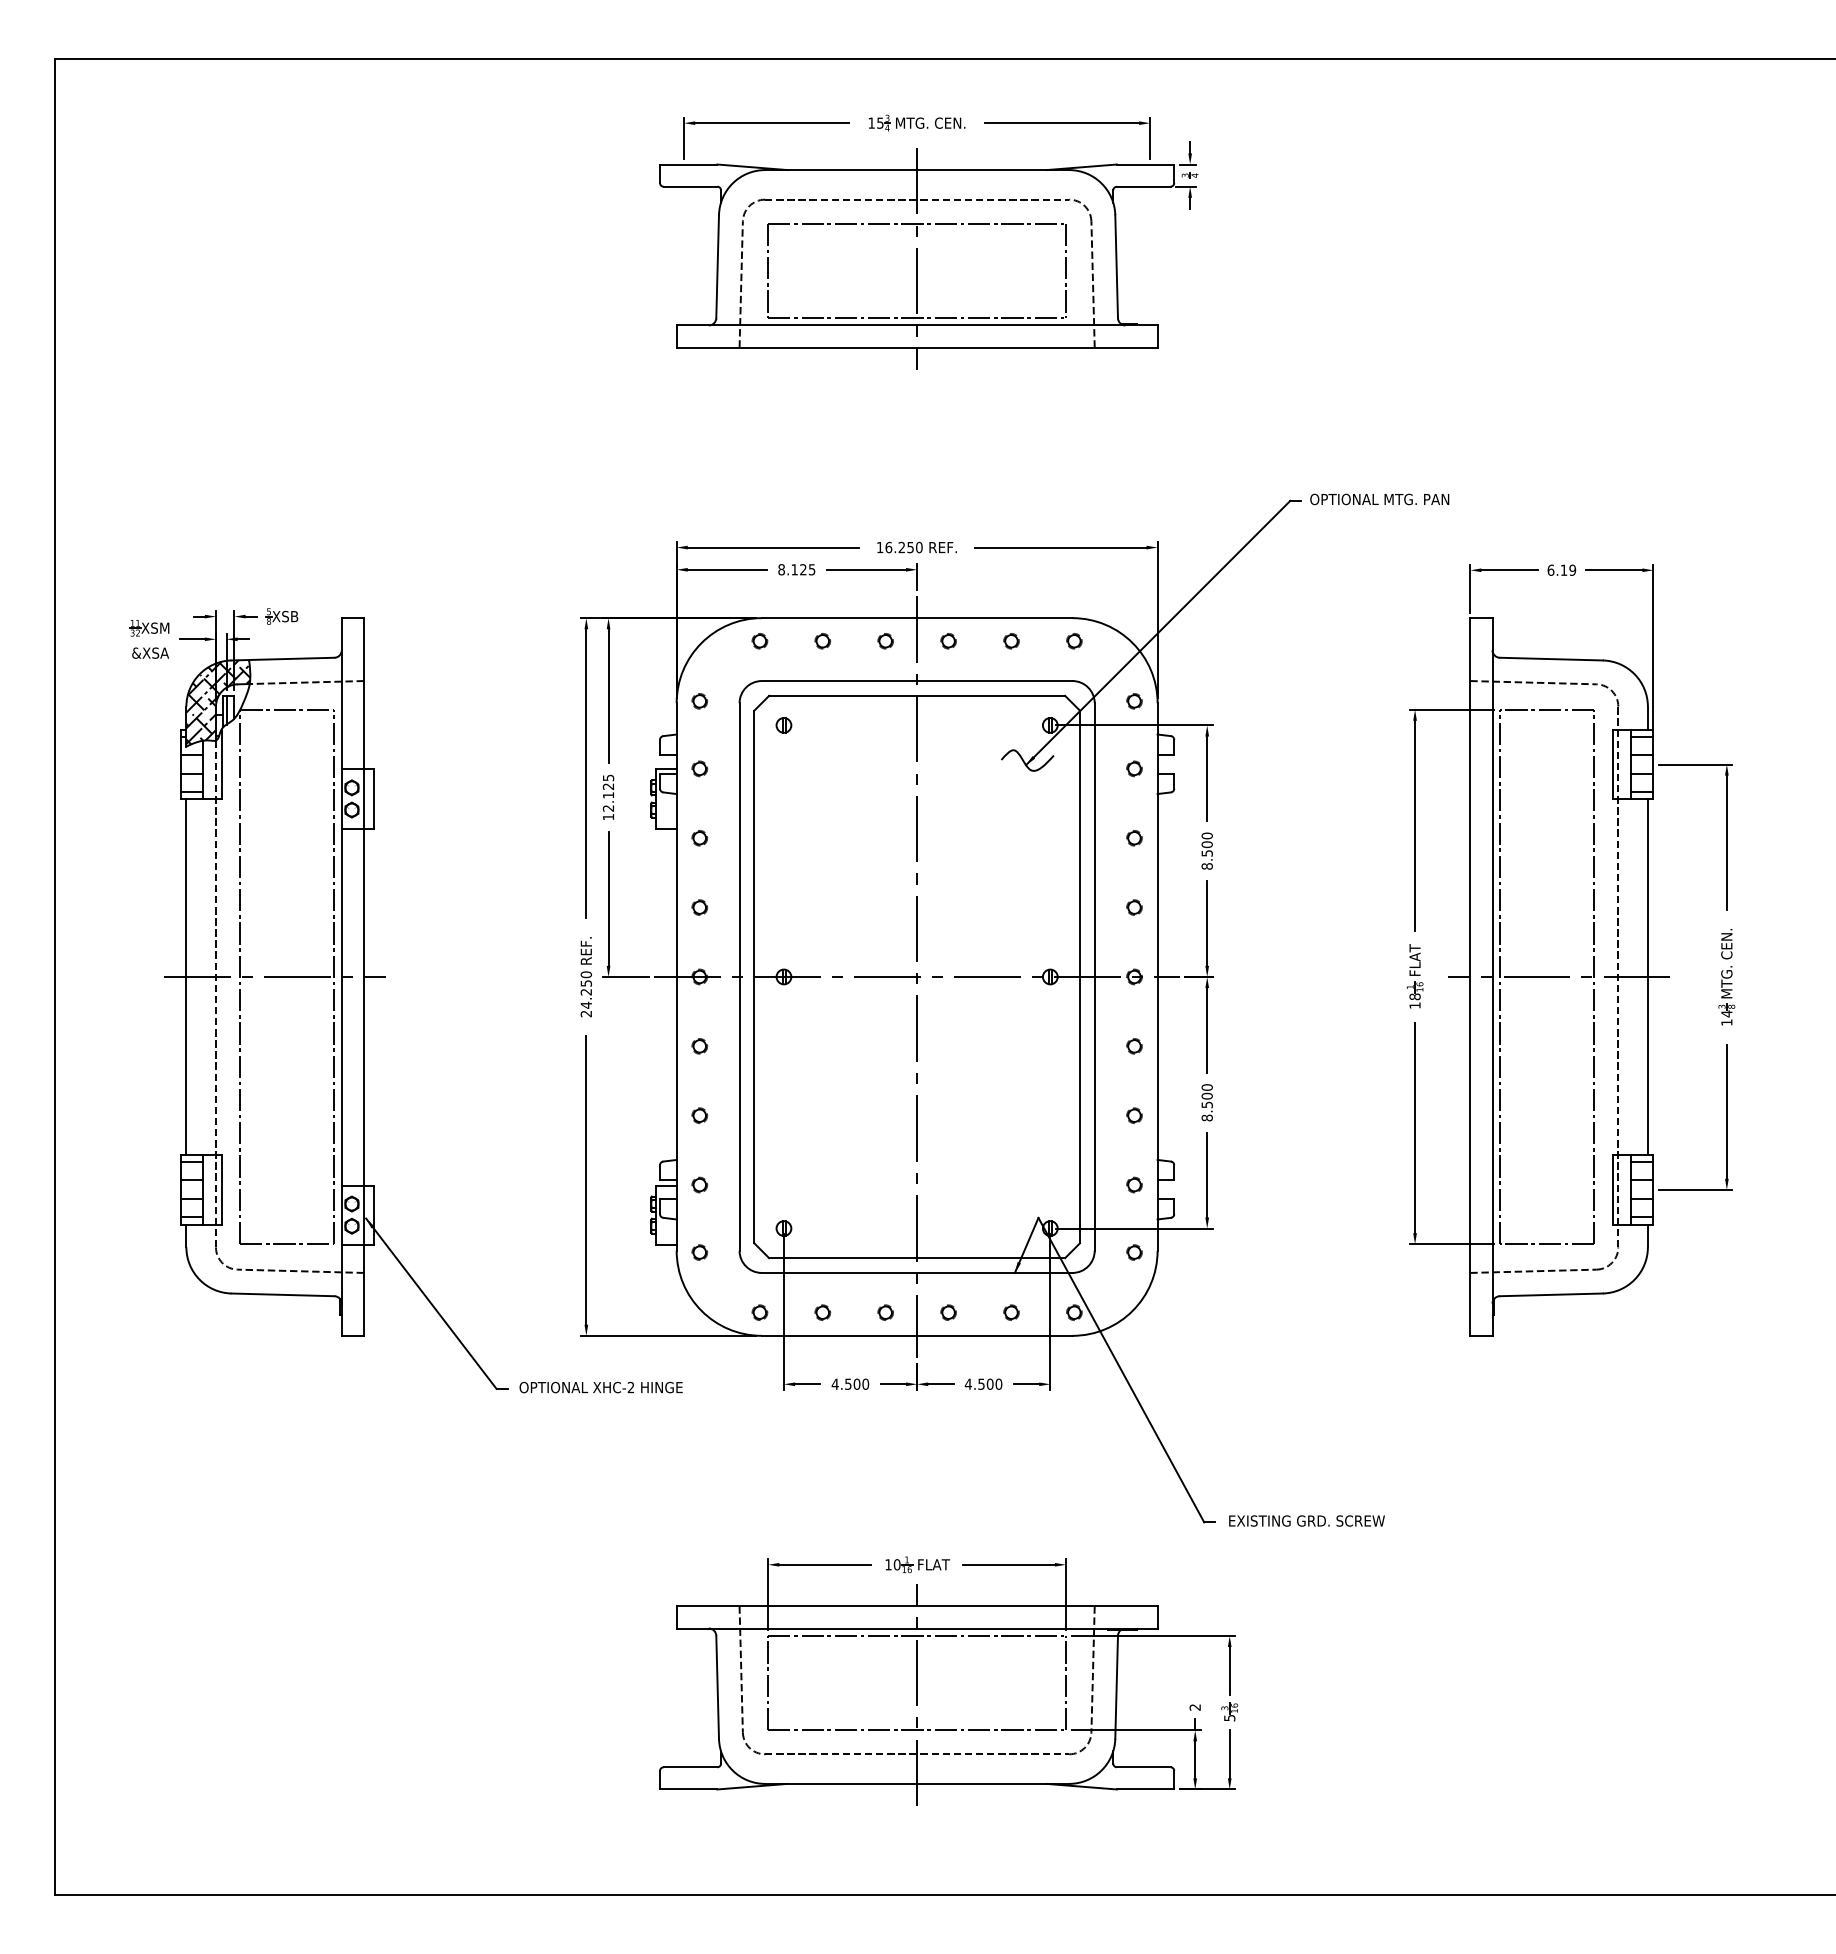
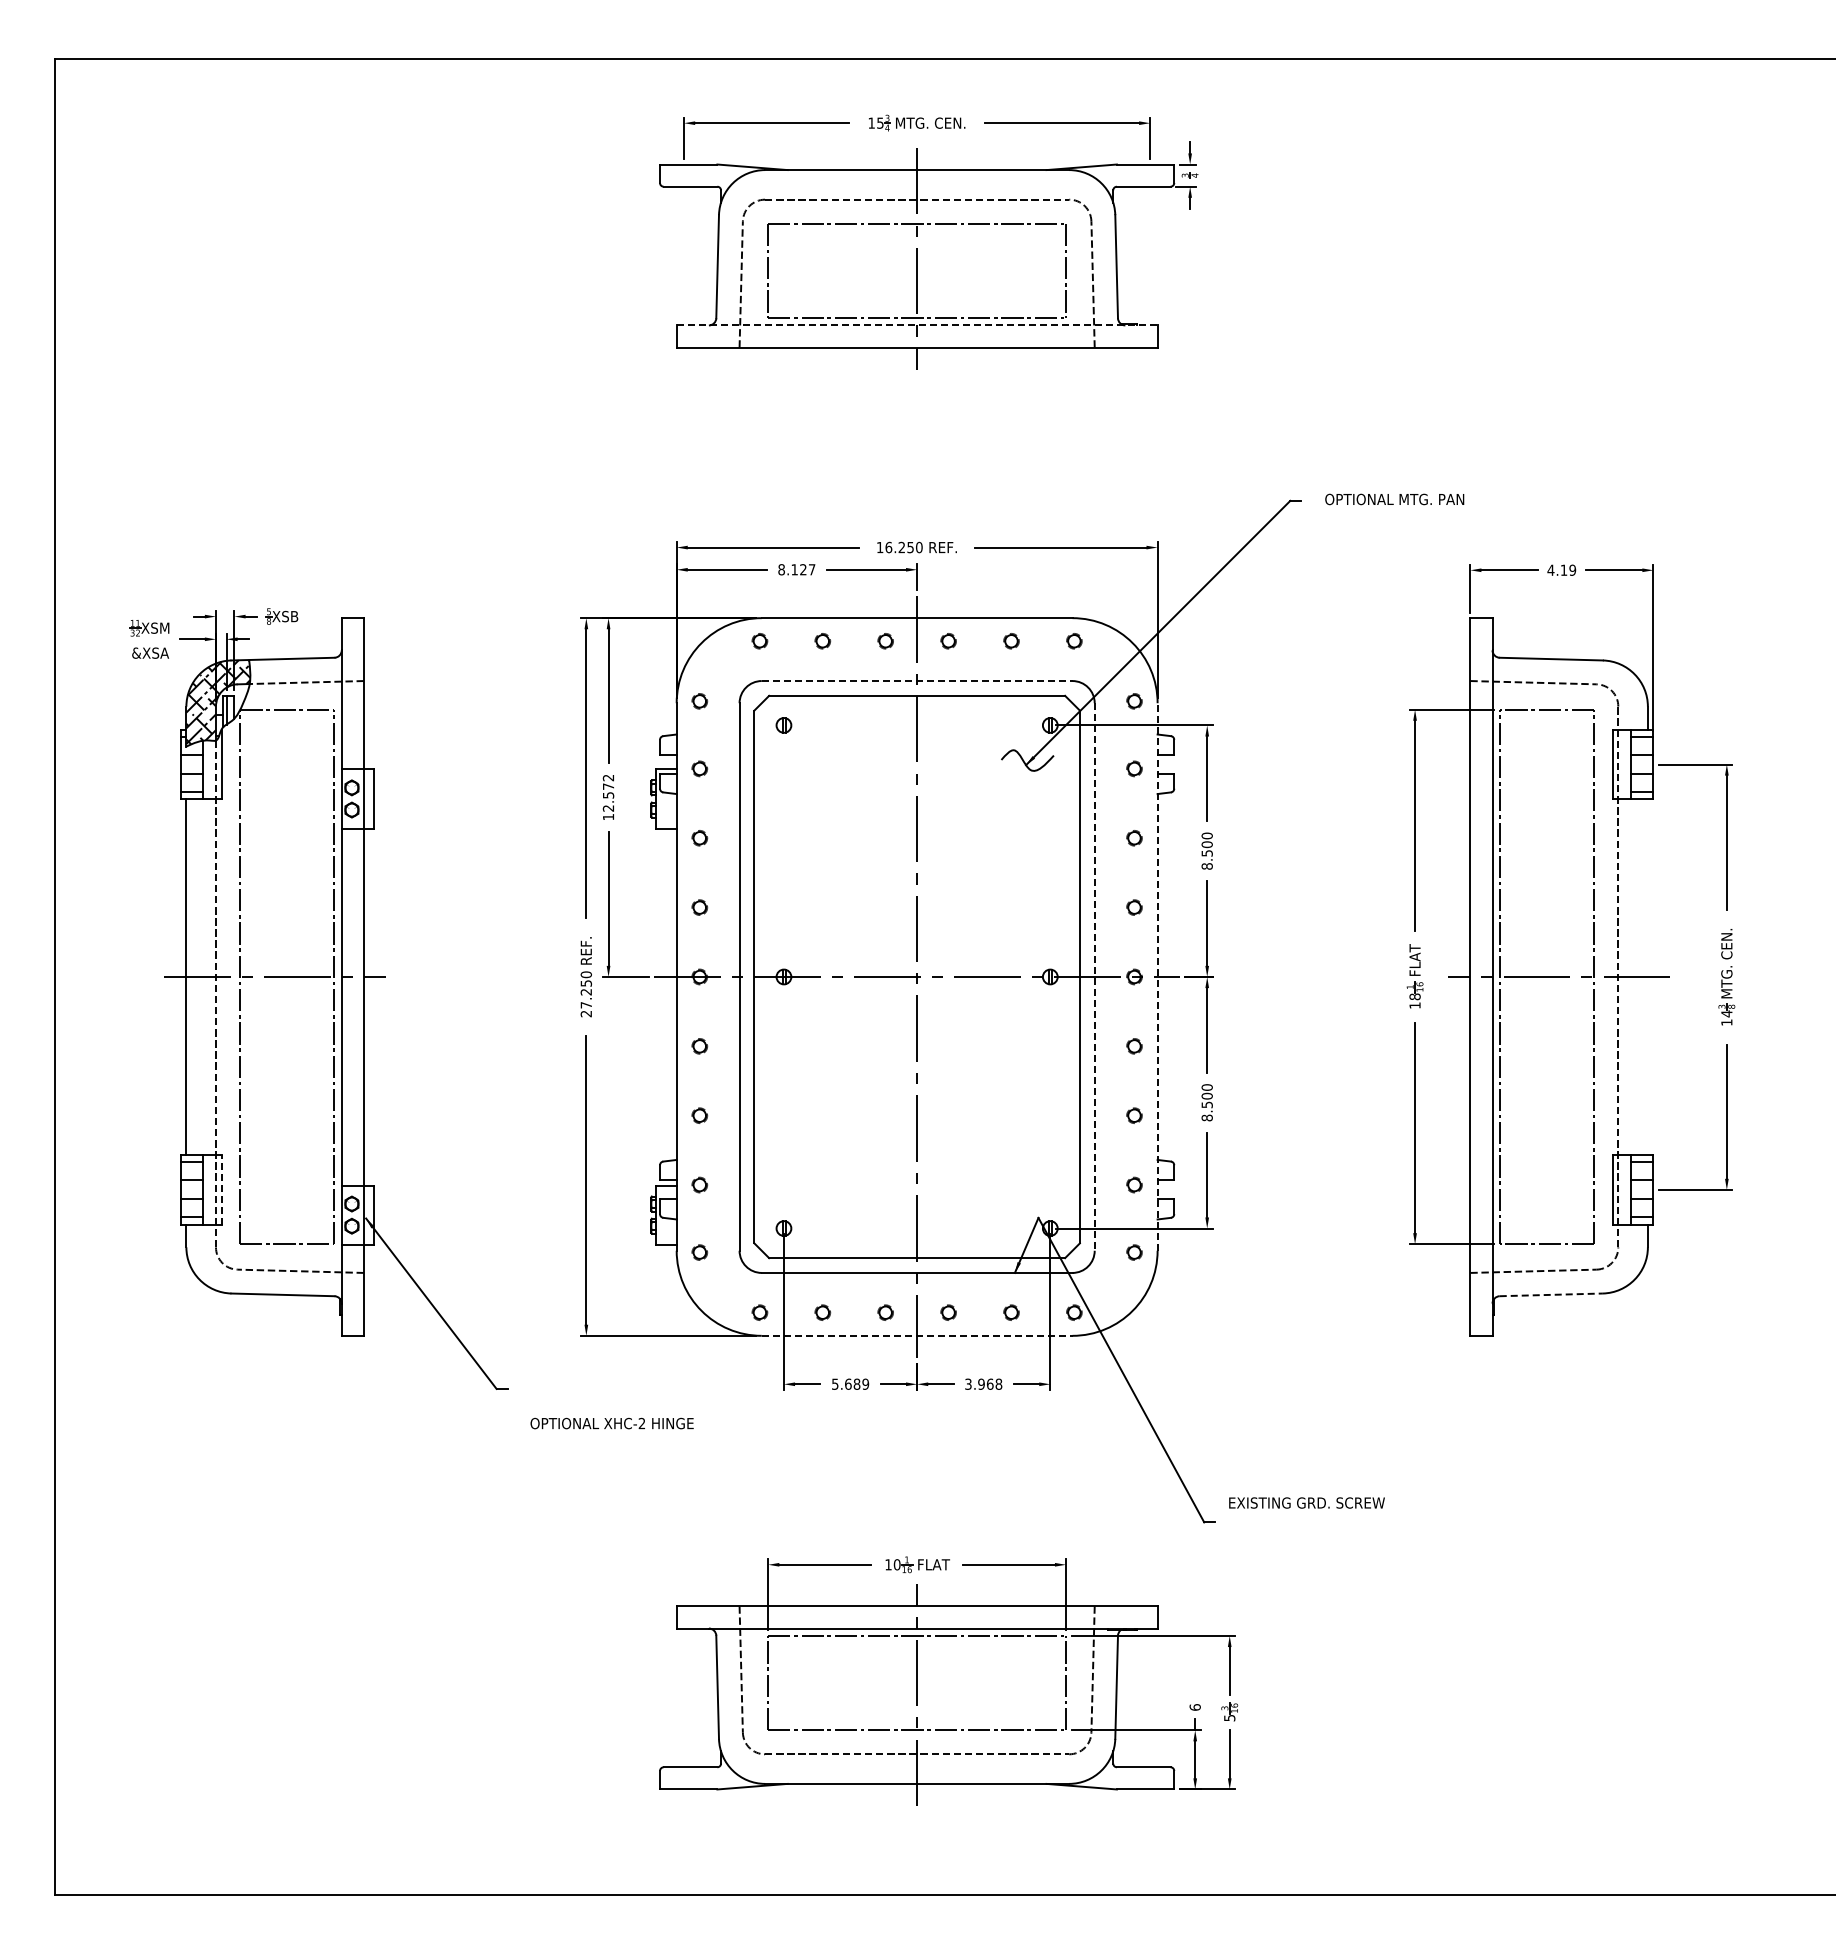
line: solid -> dashed (917, 325)
text position: (1379, 499) -> (1394, 499) (1394, 499)
text: 8.125 -> 8.127 (811, 569)
text: 6.19 -> 4.19 (1550, 569)
line: solid -> dashed (917, 681)
text: 12.125 -> 12.572 (608, 786)
line: solid -> dashed (1094, 976)
line: solid -> dashed (1157, 976)
line: present -> none (1647, 977)
text: 24.250 -> 27.250 (585, 1004)
line: solid -> dashed (221, 1189)
line: solid -> dashed (1551, 1294)
line: solid -> dashed (917, 1335)
text: 4.500 -> 5.689 (849, 1383)
text: 4.500 -> 3.968 (983, 1383)
text position: (600, 1387) -> (611, 1423) (611, 1423)
text position: (1306, 1520) -> (1306, 1502) (1306, 1502)
text: 2 -> 6 (1194, 1707)
